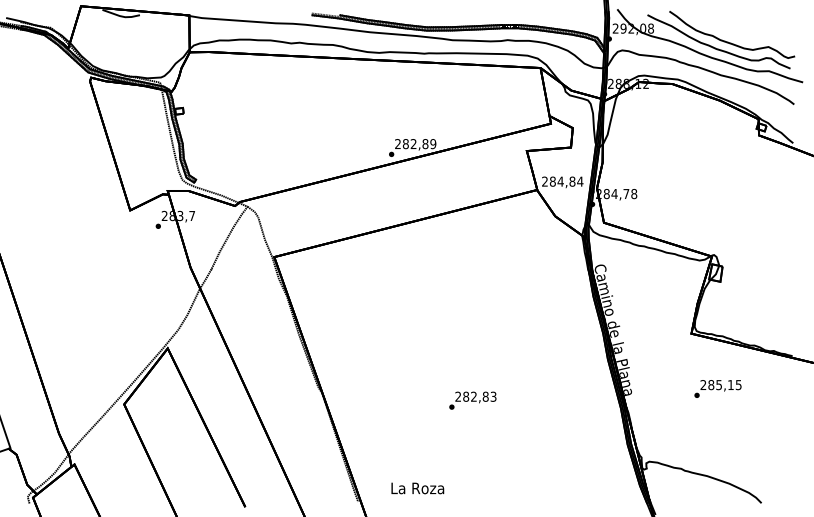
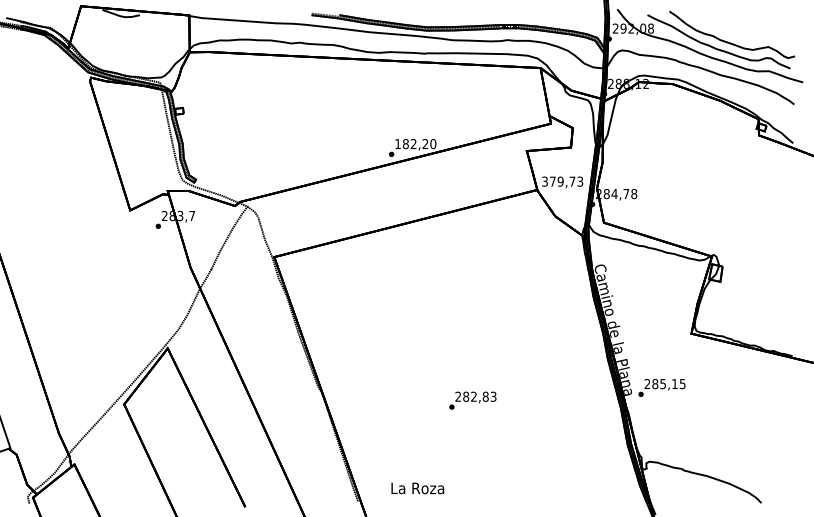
text: 282,89 -> 182,20 (415, 144)
text: 284,84 -> 379,73 (562, 181)
text position: (717, 388) -> (661, 387) (661, 387)
